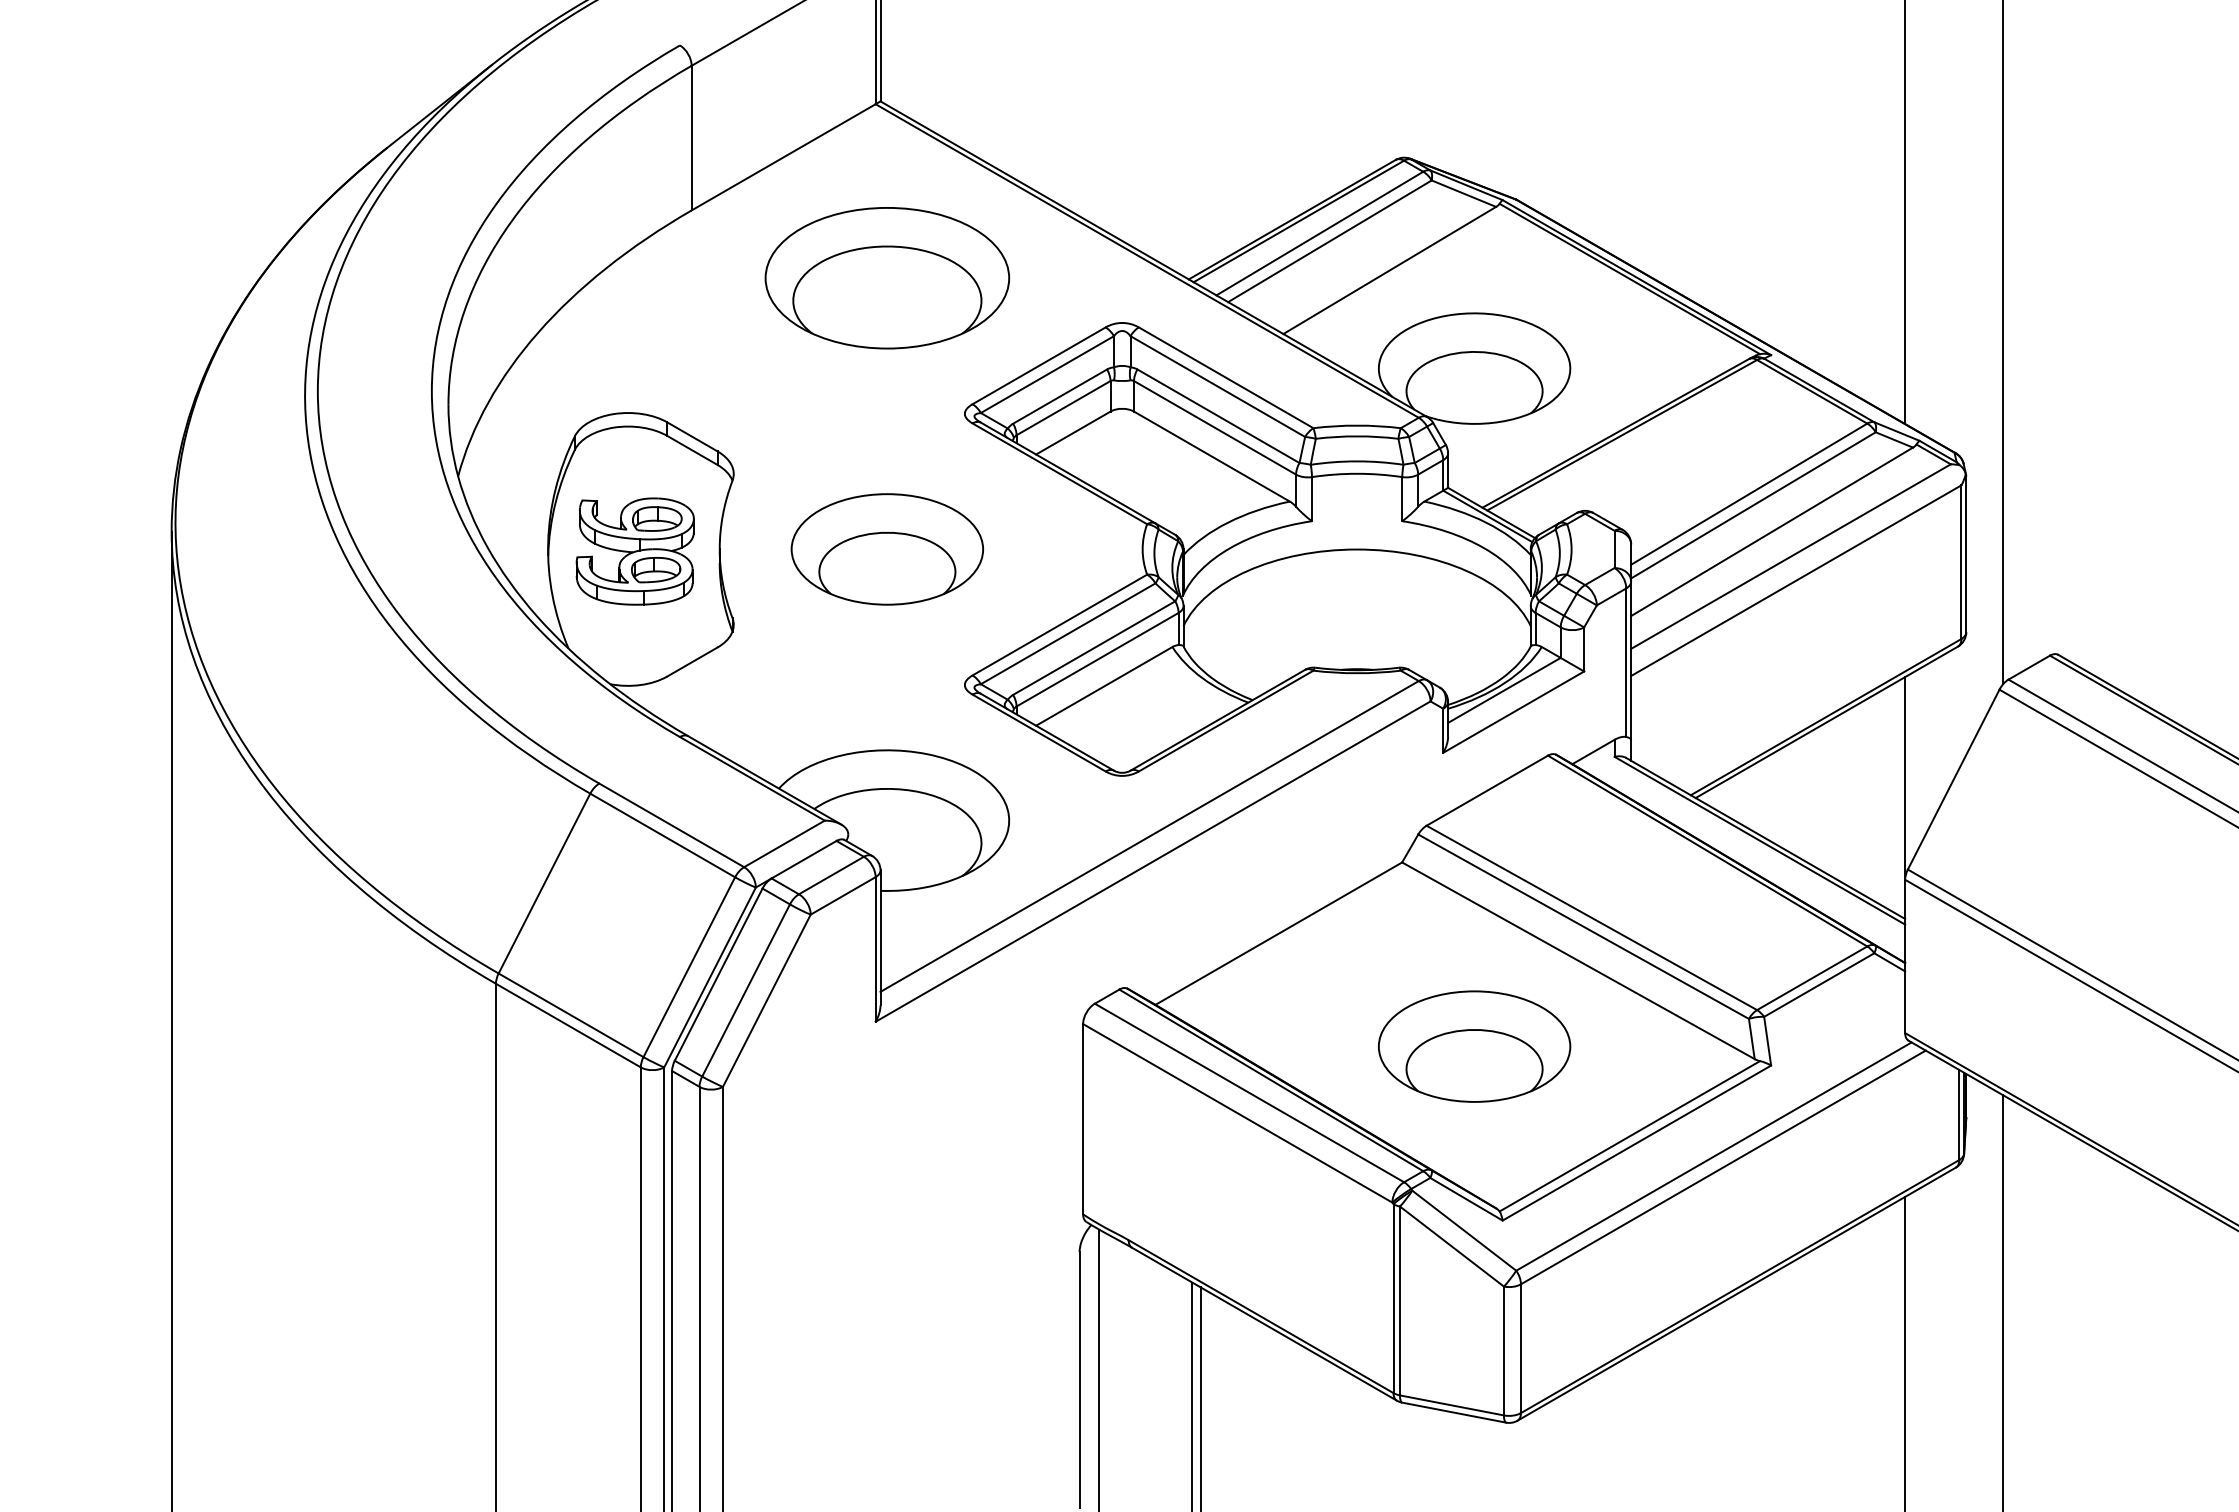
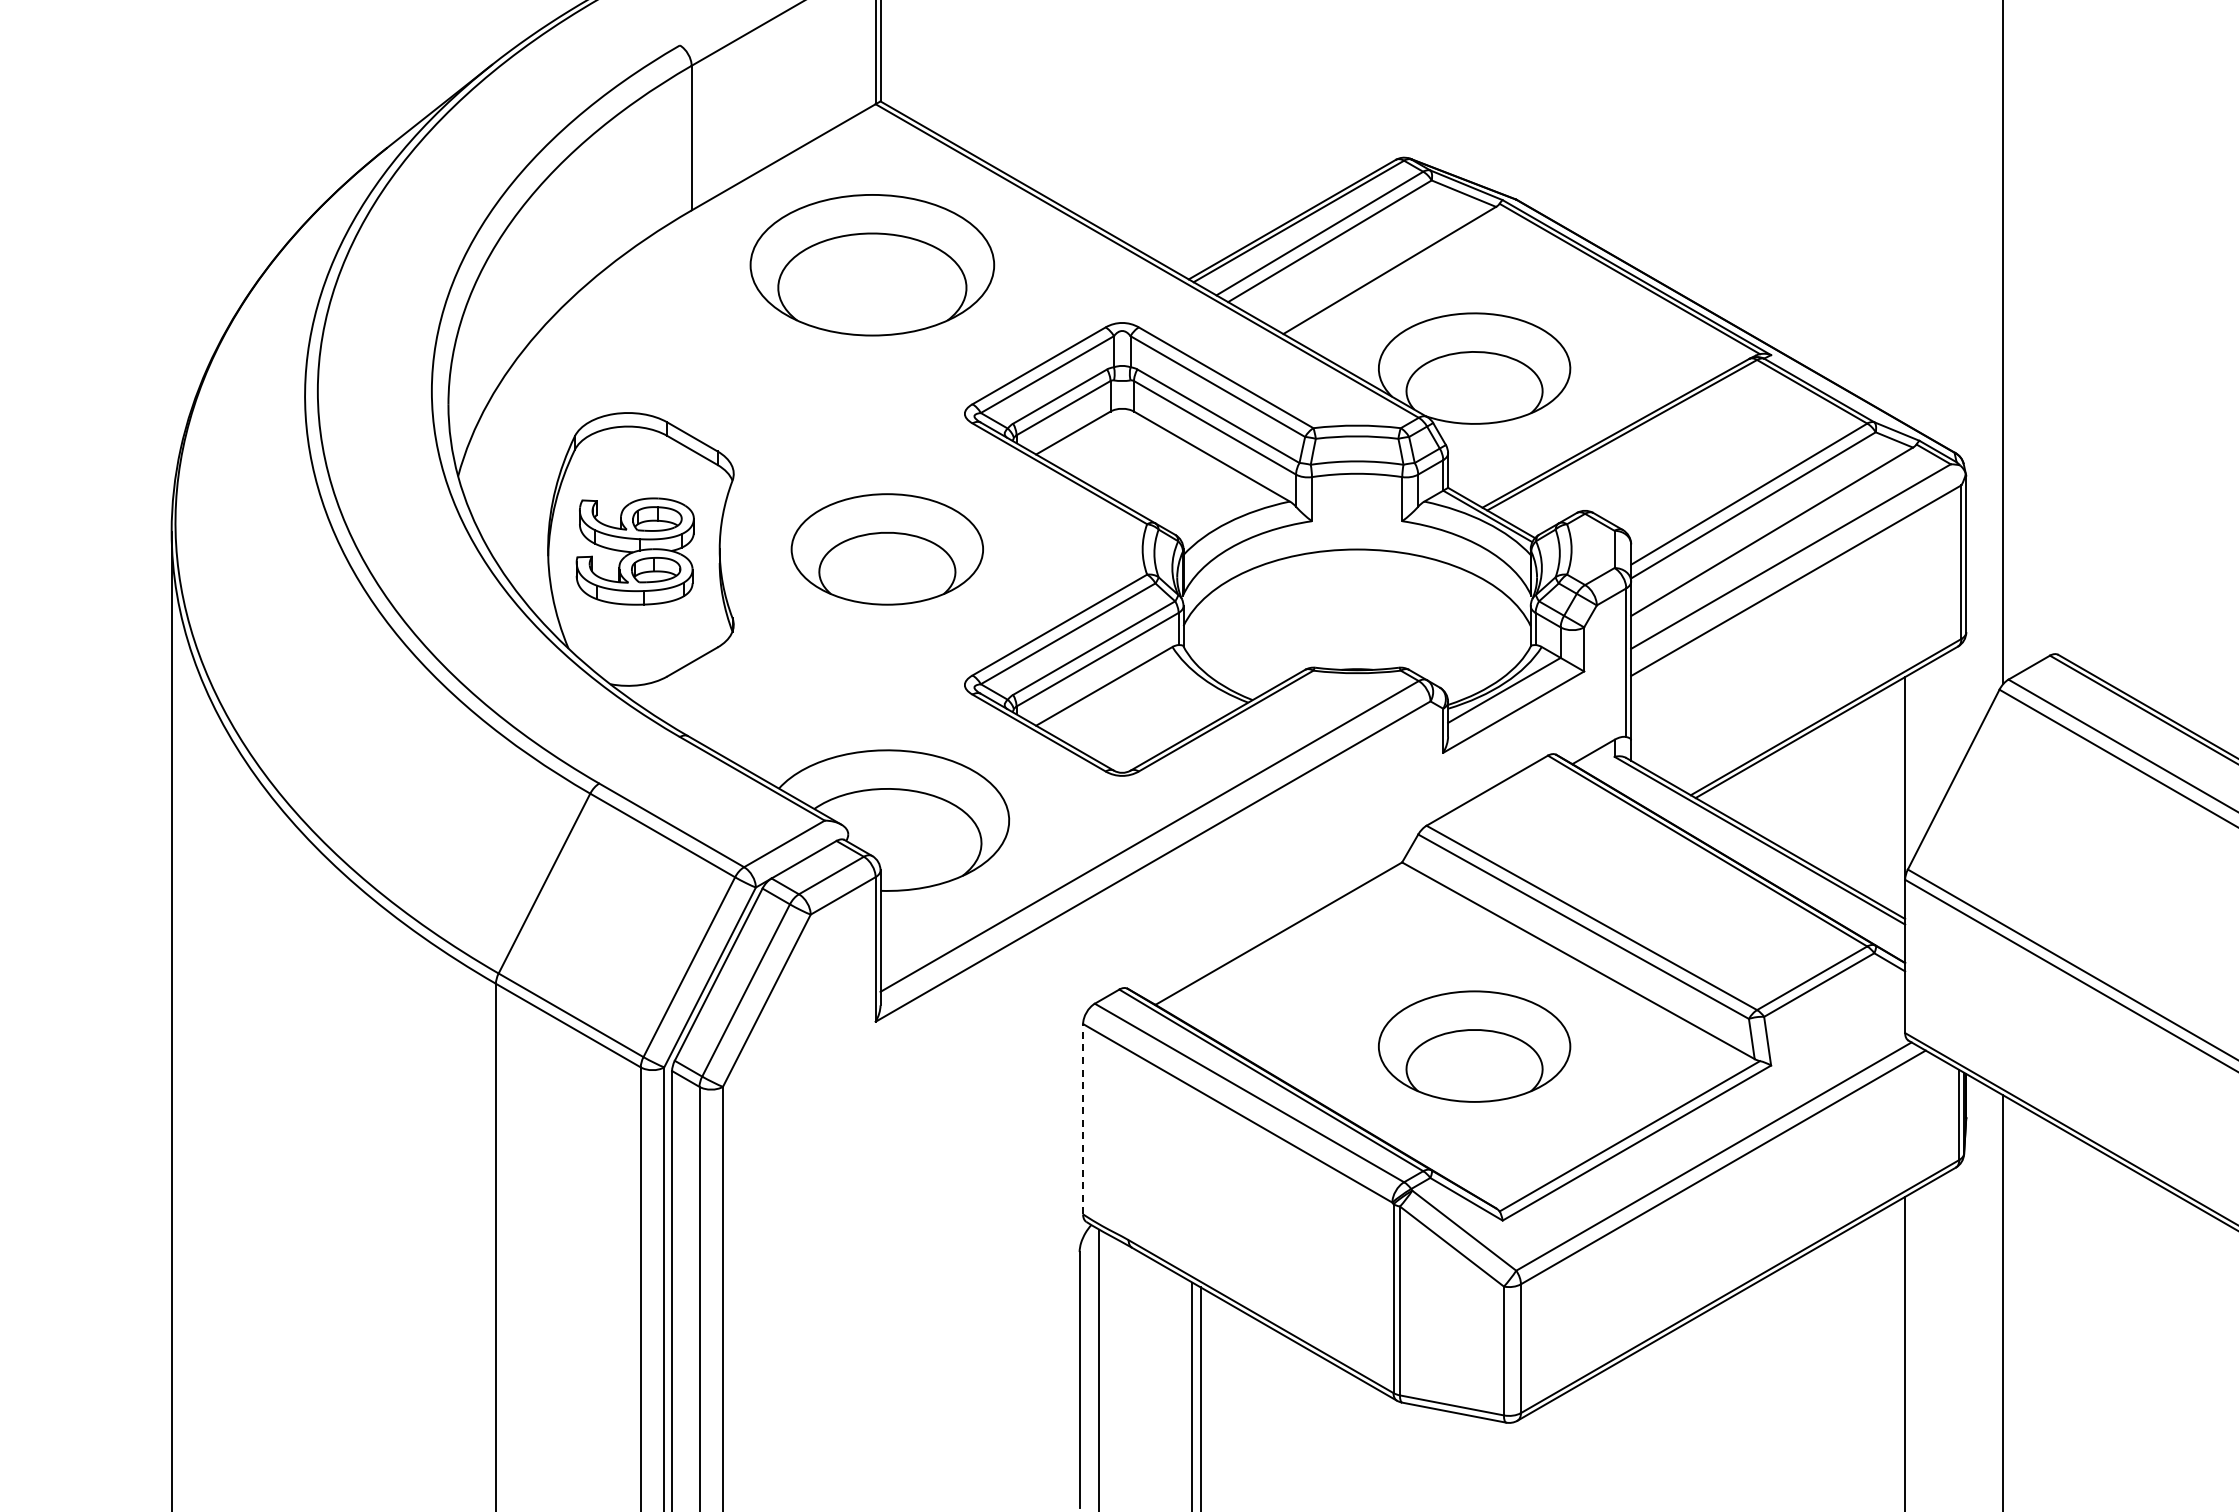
line: present -> none (1905, 213)
part position: (887, 278) -> (872, 265) (872, 265)
line: solid -> dashed (1083, 1118)
